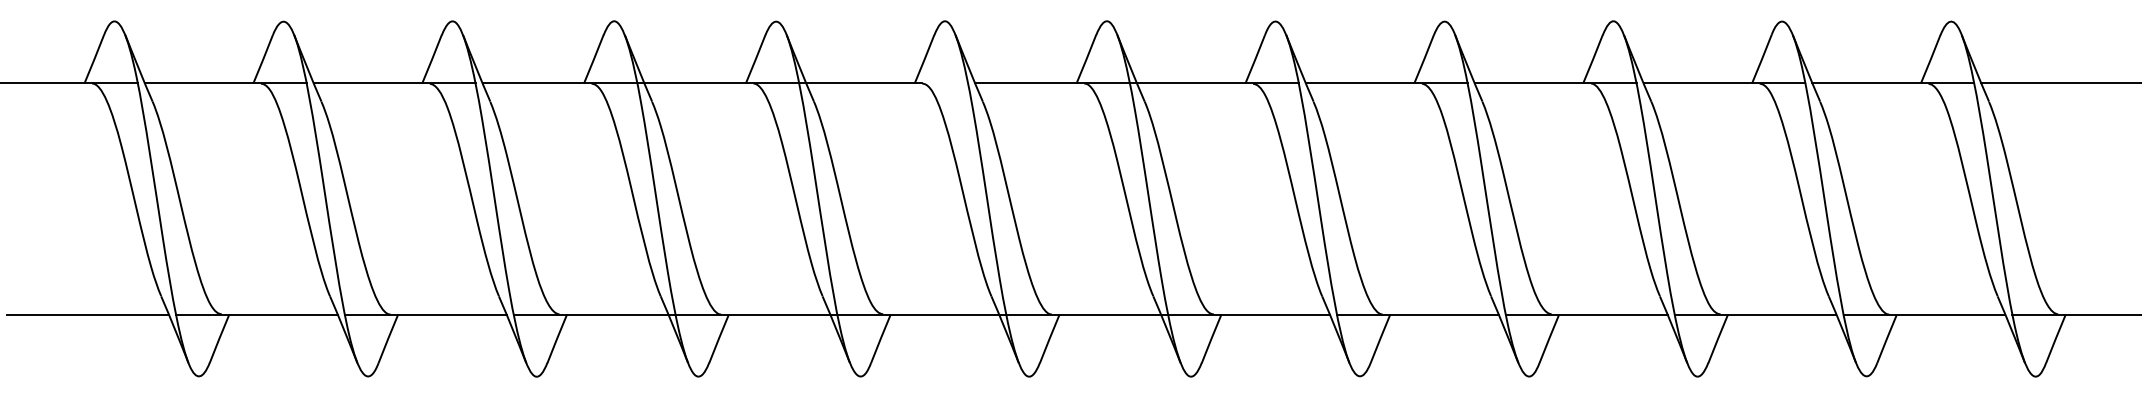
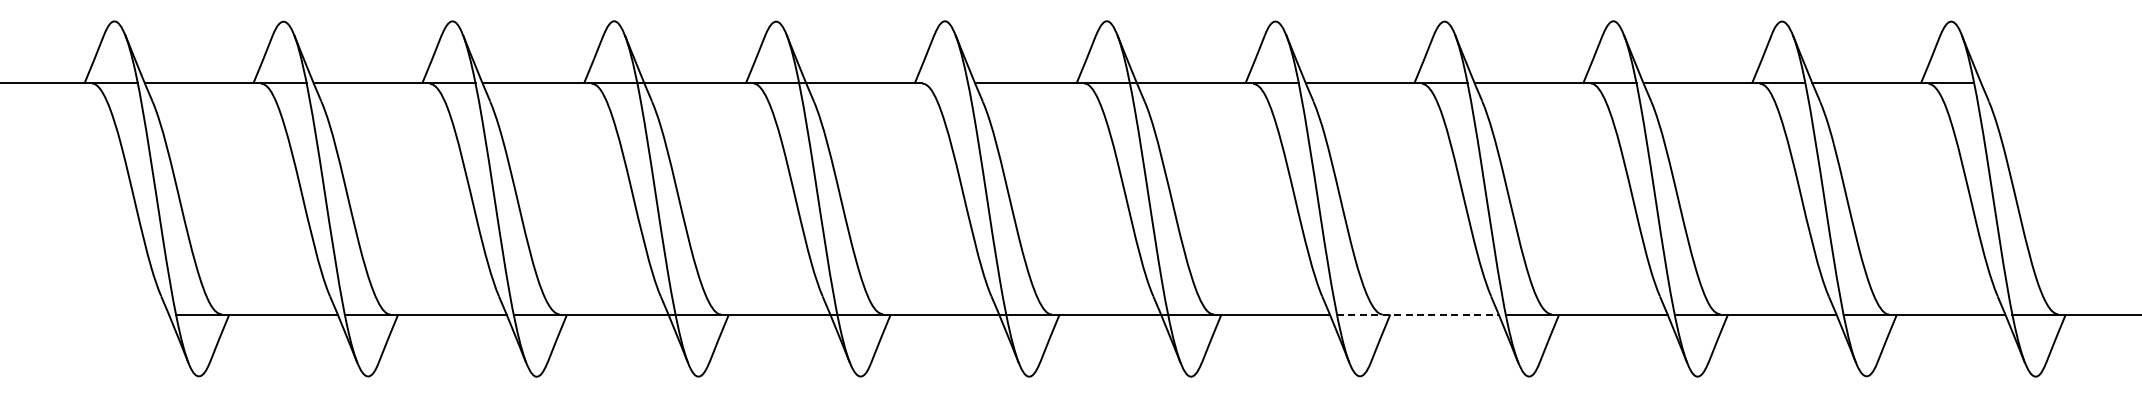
line: present -> none (2059, 83)
line: present -> none (87, 314)
line: solid -> dashed (1417, 314)
